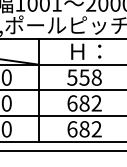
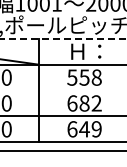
line: solid -> dashed (63, 38)
line: present -> none (62, 90)
text: 682 -> 649 (90, 129)
